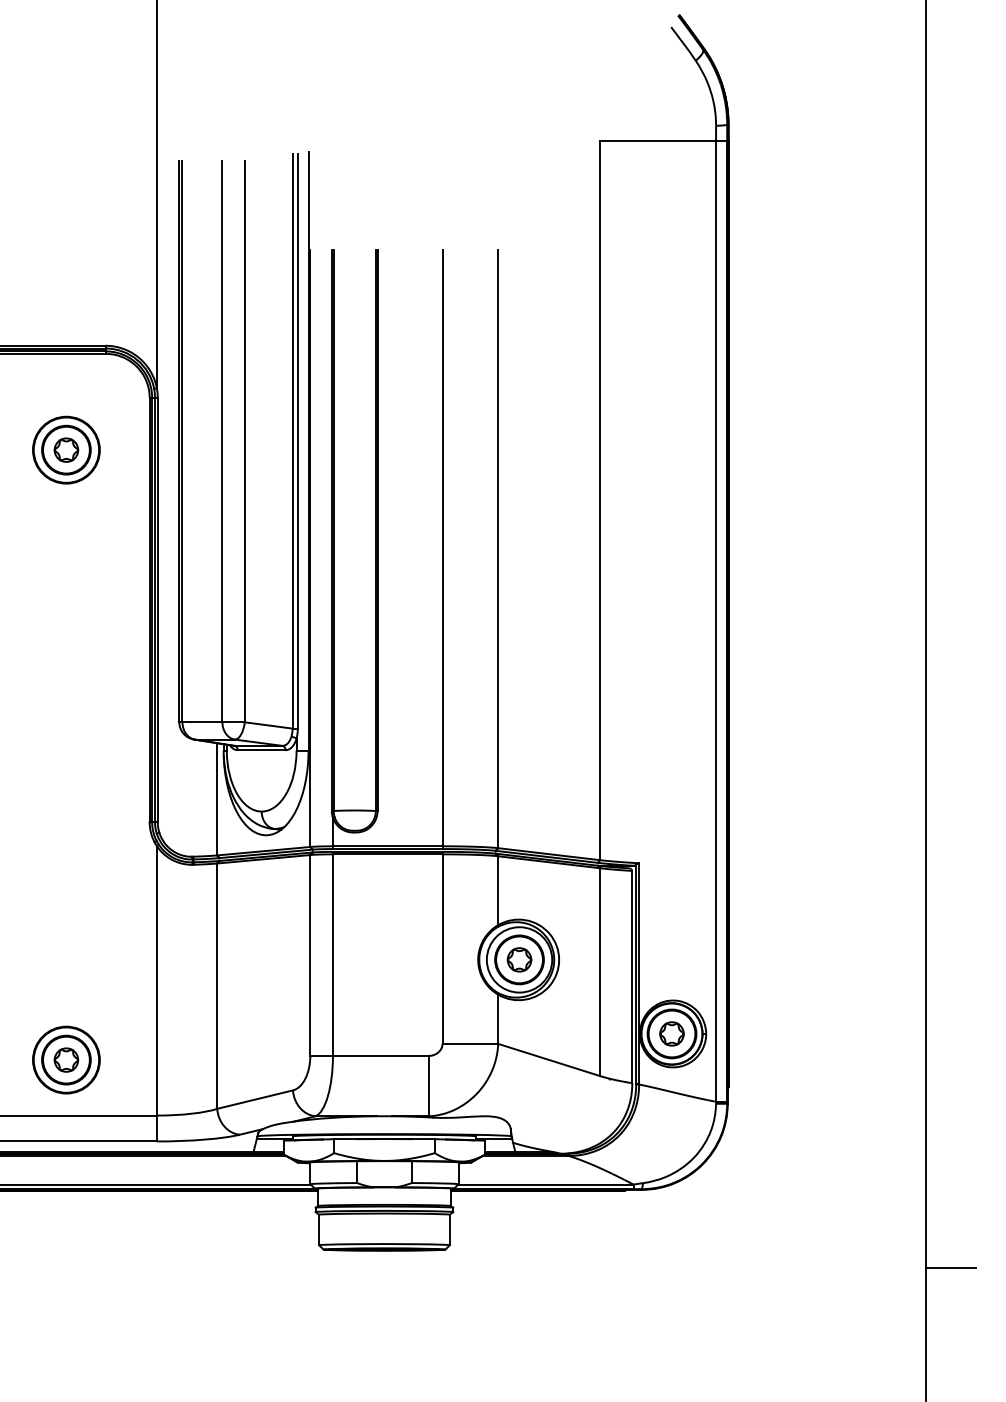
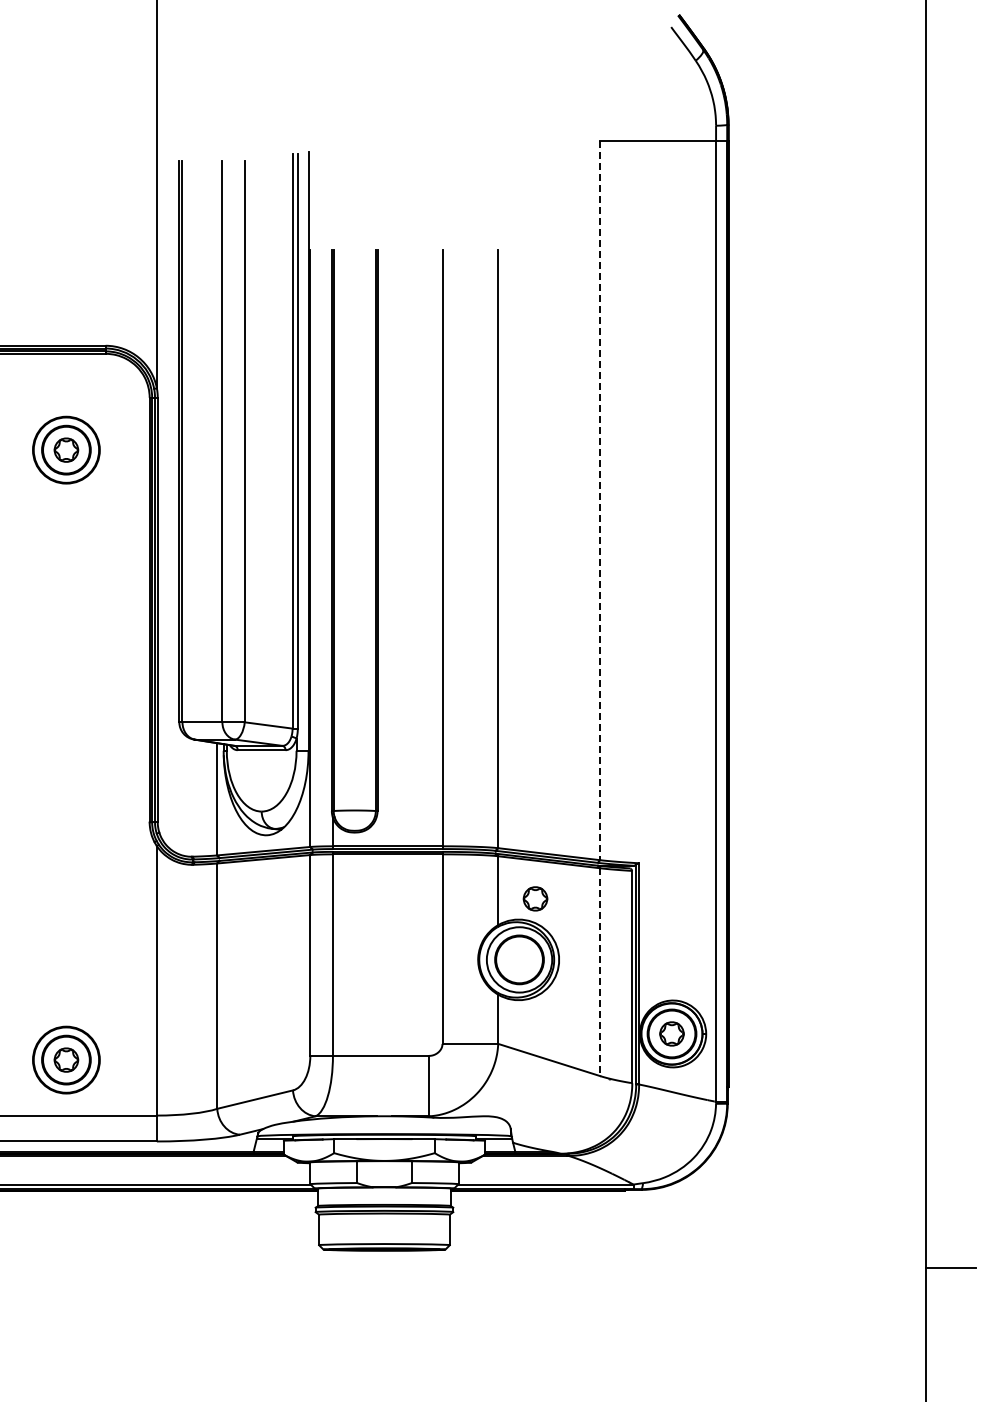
line: solid -> dashed (600, 501)
part position: (519, 959) -> (535, 898) (535, 898)
line: solid -> dashed (600, 972)
